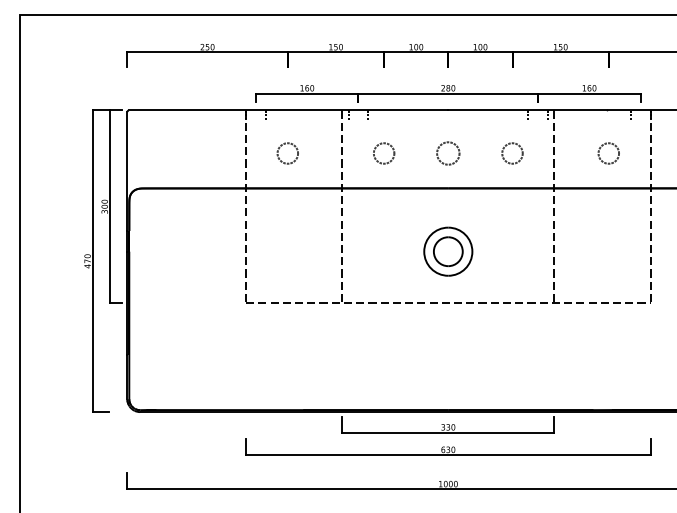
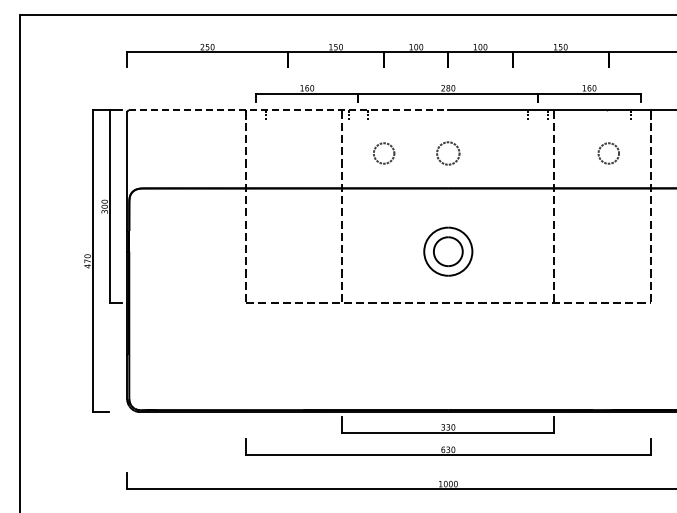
line: solid -> dashed (288, 110)
circle: present -> none (287, 153)
circle: present -> none (512, 153)
